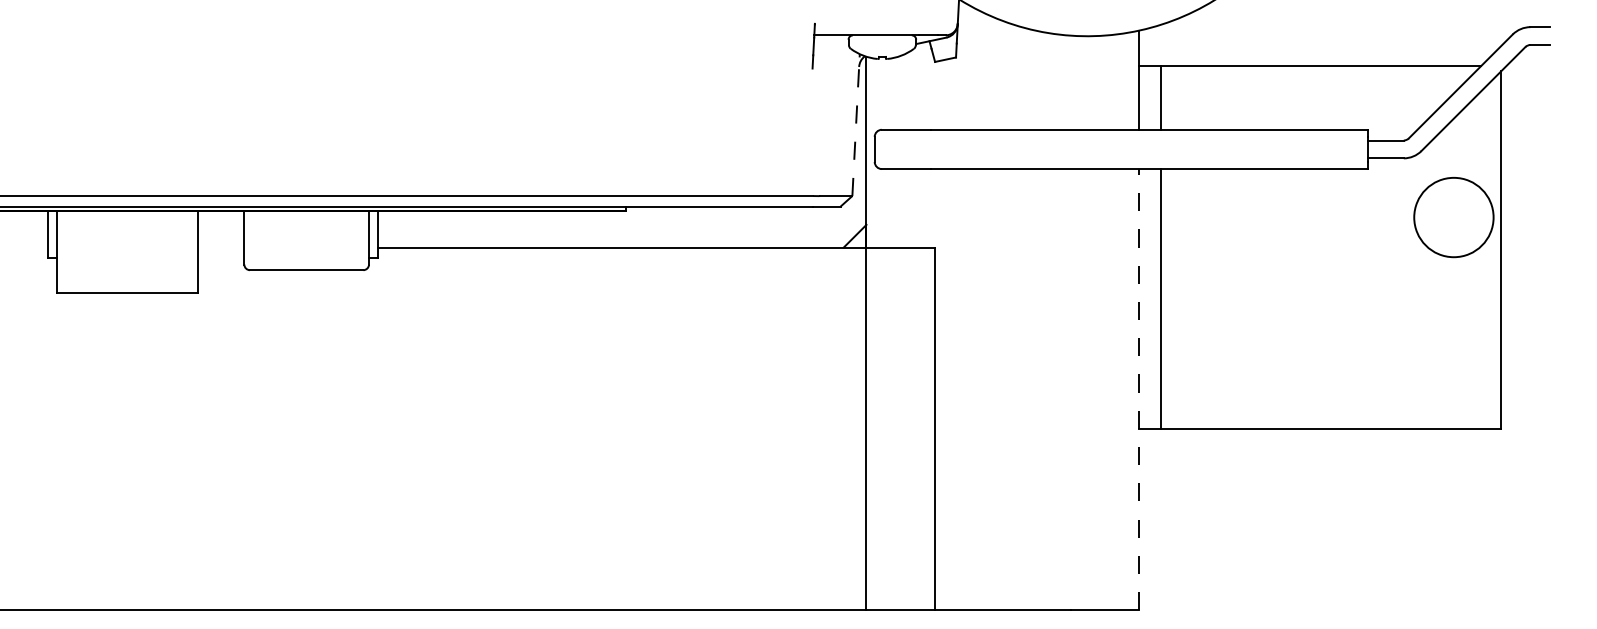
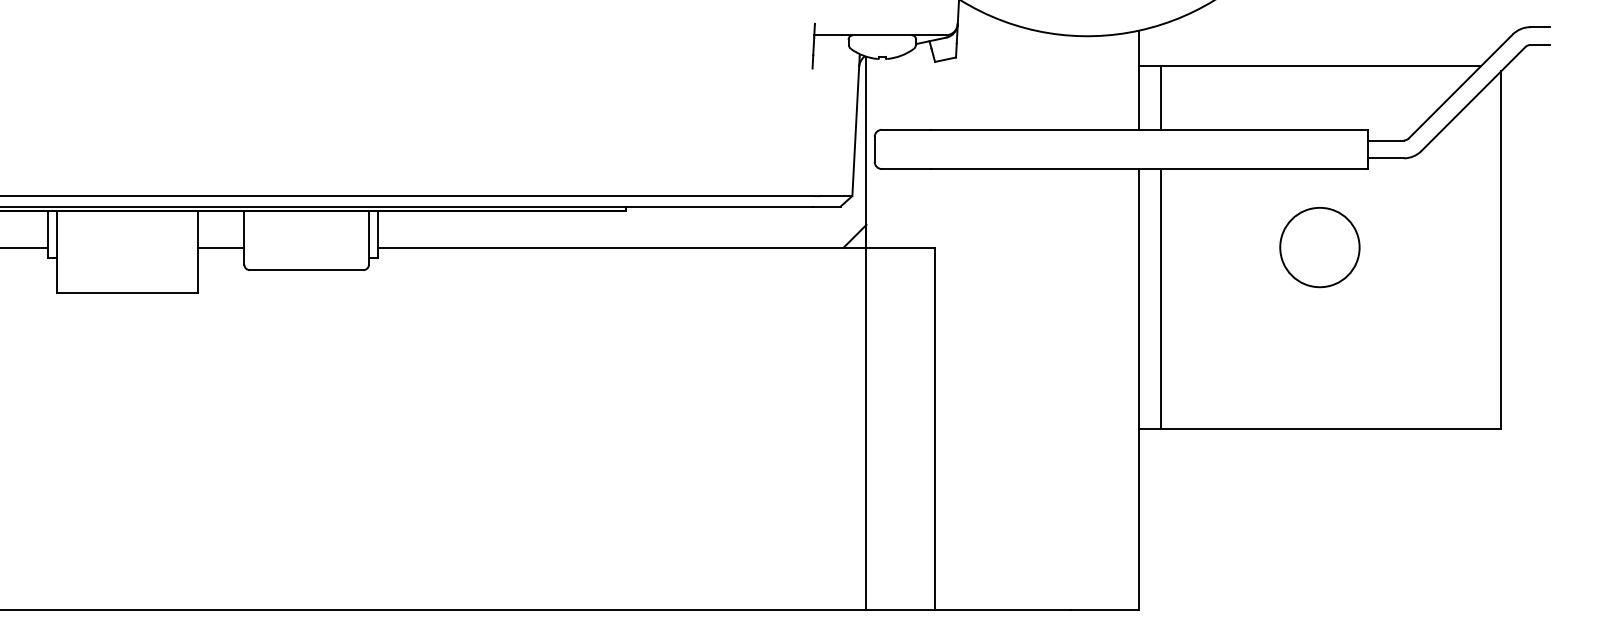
line: dashed -> solid (856, 126)
circle position: (1453, 217) -> (1319, 247) (1319, 247)
line: none -> present (25, 247)
line: none -> present (220, 247)
line: dashed -> solid (1138, 389)
